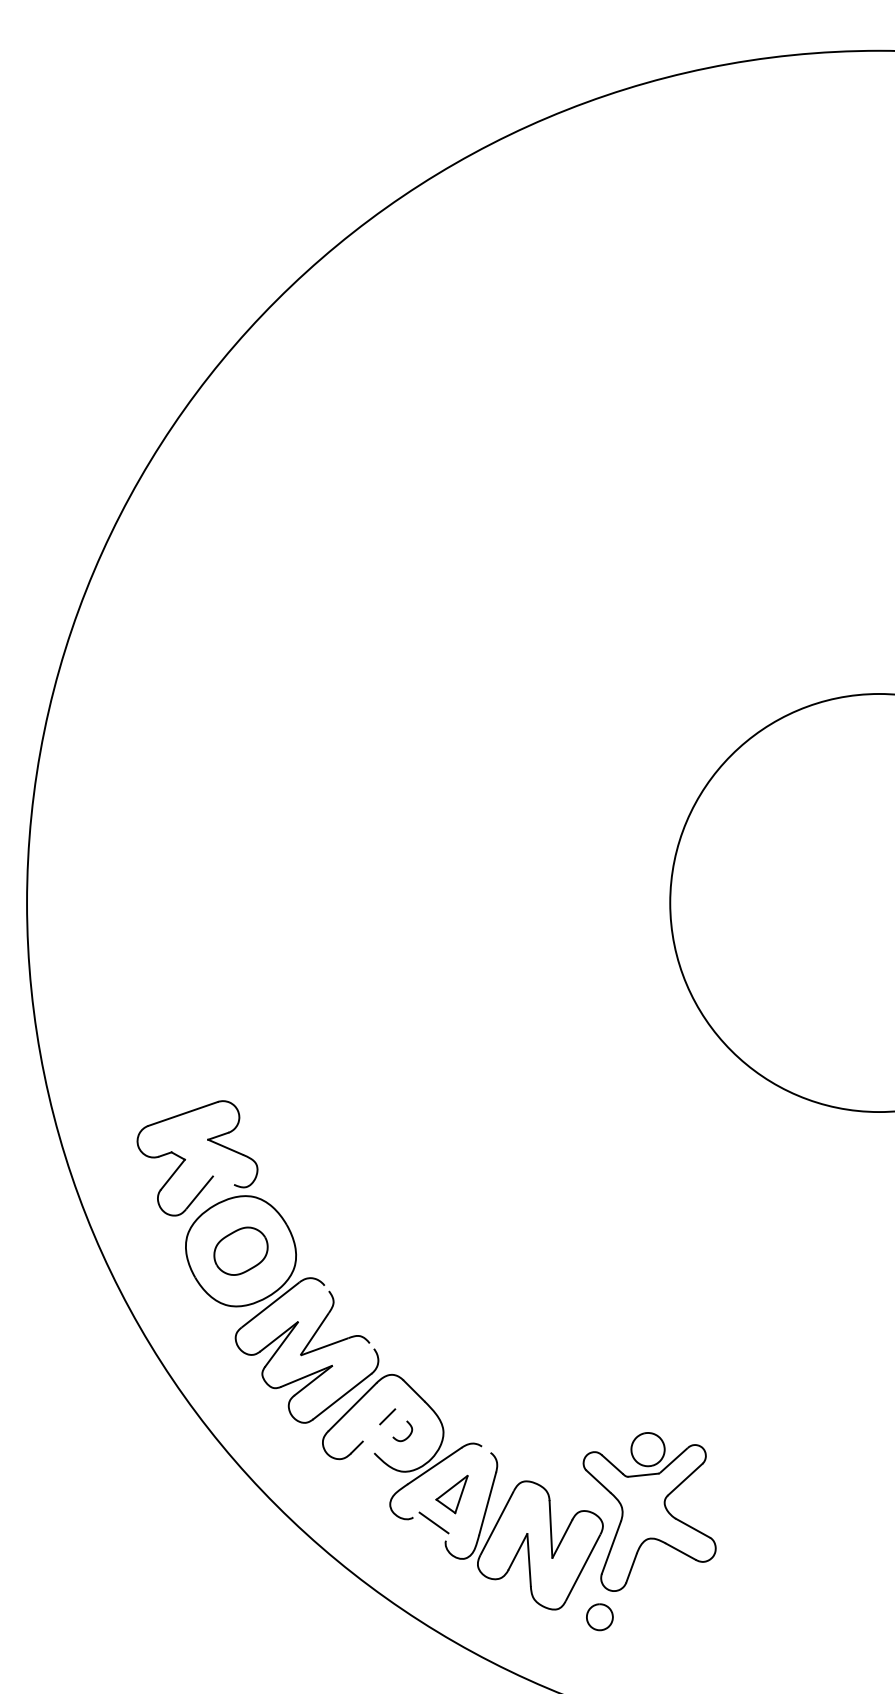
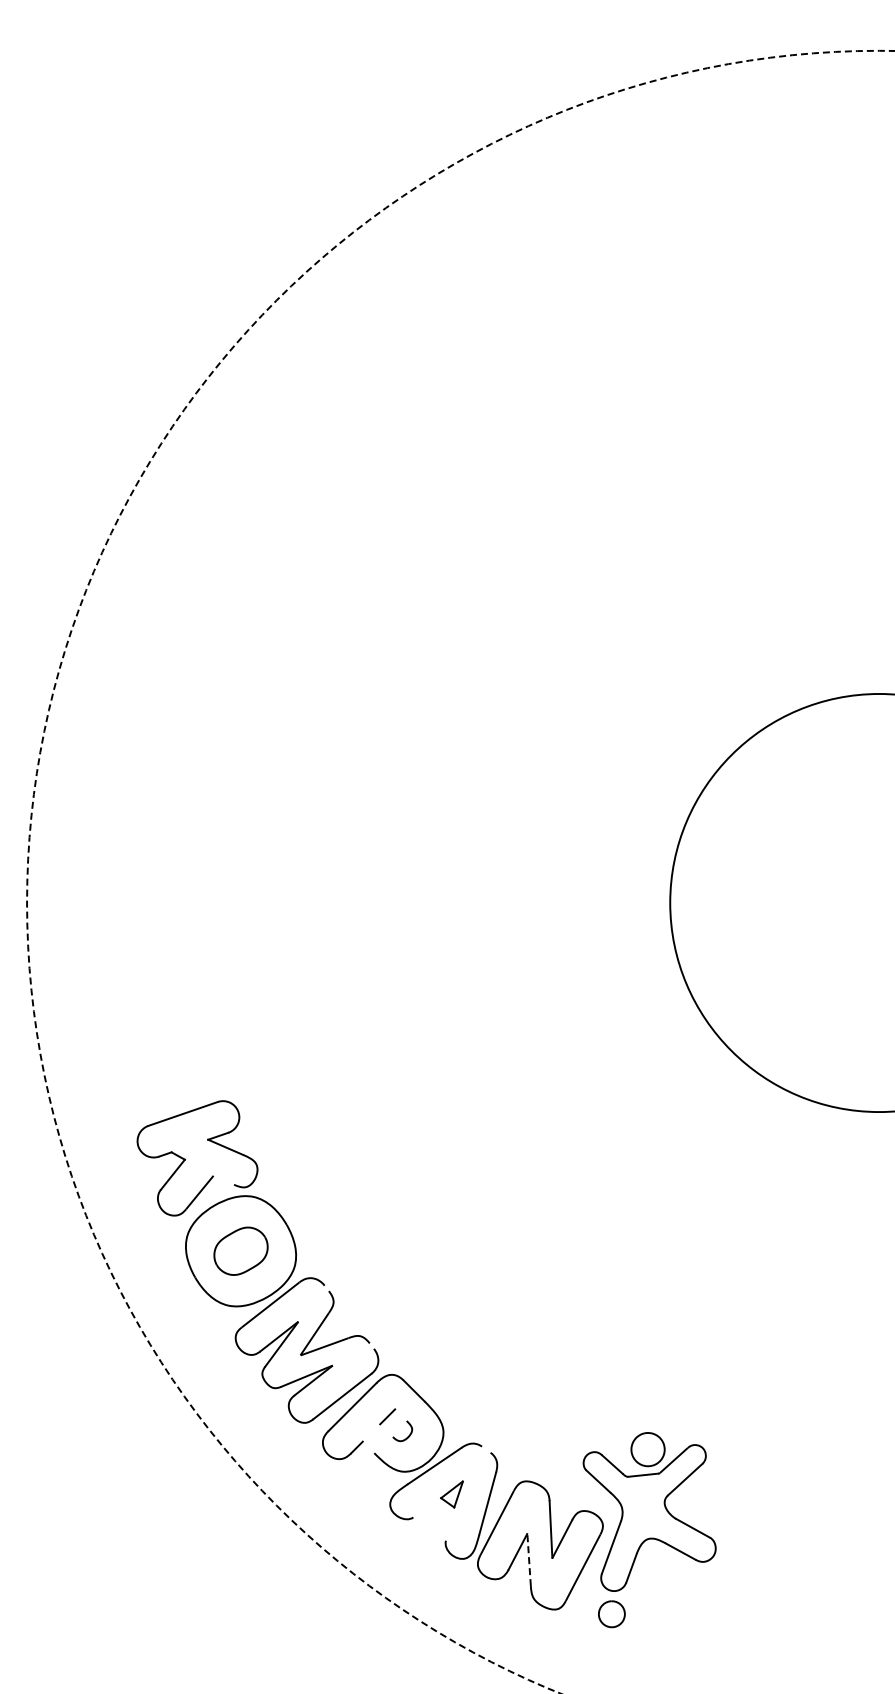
circle: solid -> dashed (460, 871)
part size: 34x41 px -> 24x29 px (451, 1494)
line: present -> none (433, 1522)
line: solid -> dashed (529, 1559)
part position: (599, 1617) -> (611, 1614) (611, 1614)
